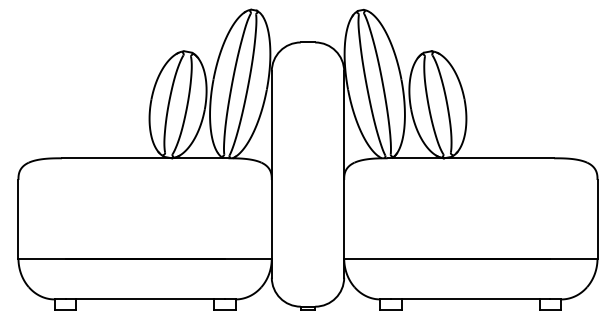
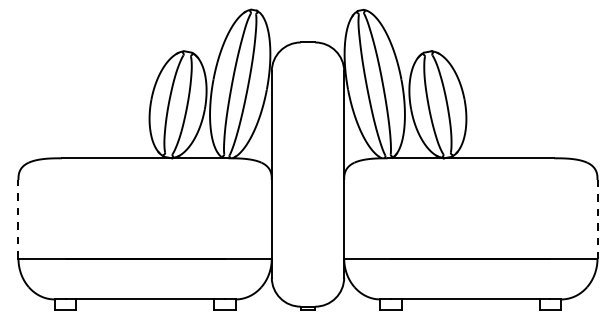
line: solid -> dashed (18, 218)
line: solid -> dashed (597, 219)
